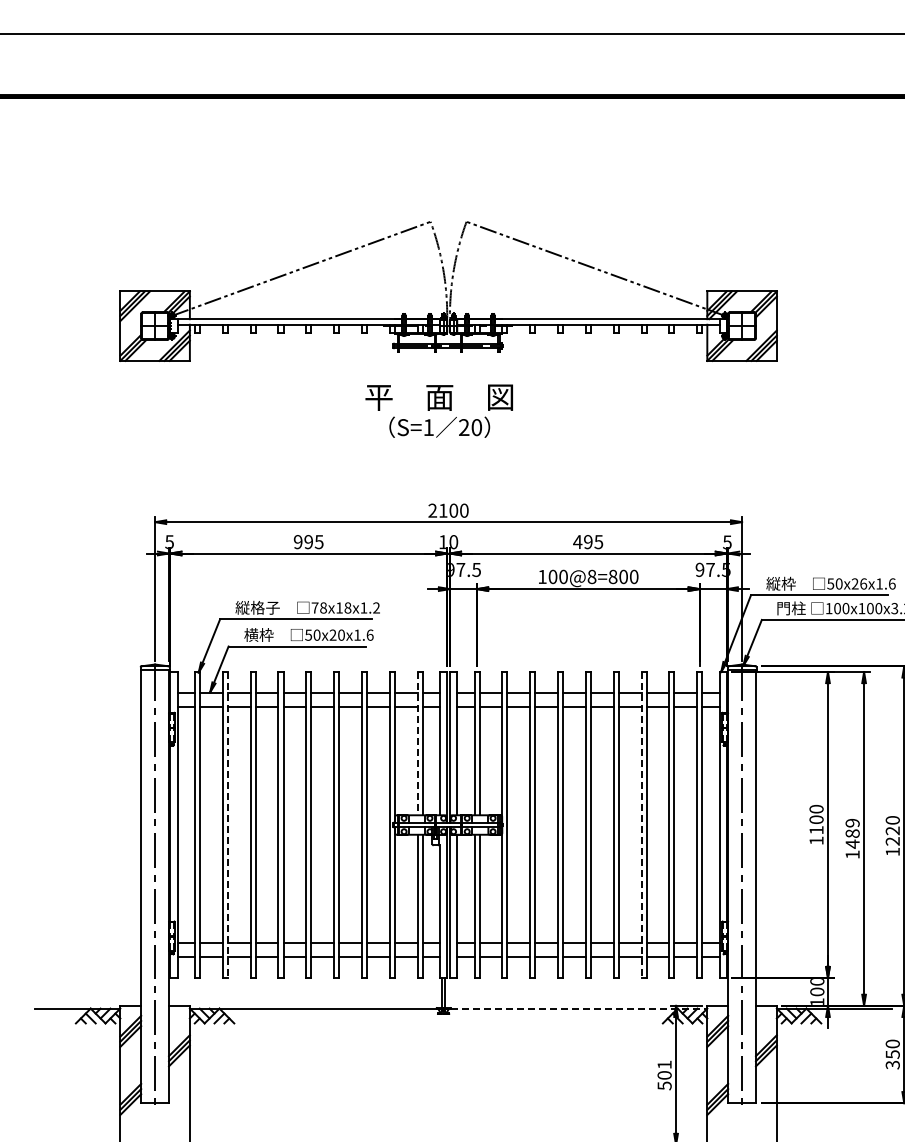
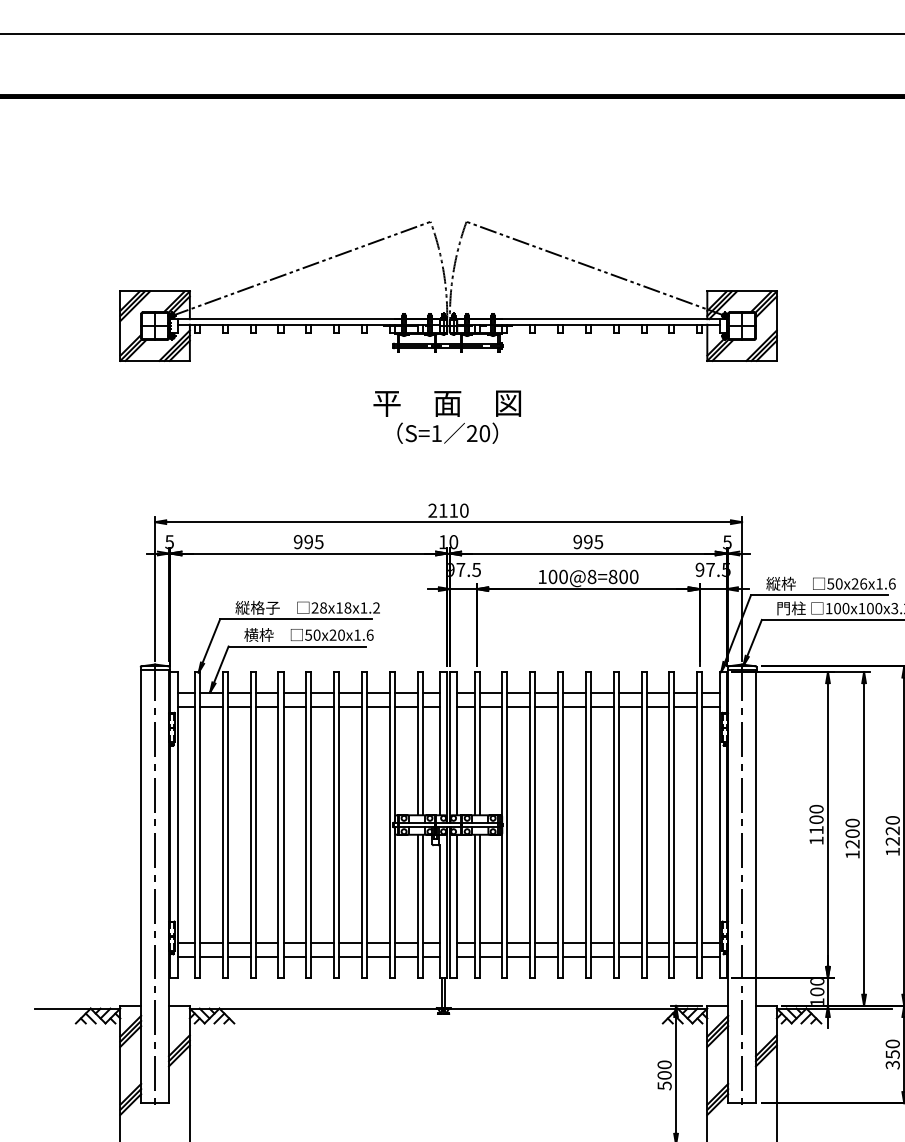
text position: (438, 410) -> (446, 416) (446, 416)
text: 2100 -> 2110 (453, 510)
text: 495 -> 995 (577, 542)
text: 78x18x1.2 -> 28x18x1.2 (314, 607)
line: dashed -> solid (417, 743)
line: dashed -> solid (227, 825)
line: dashed -> solid (641, 825)
text: 1489 -> 1200 (852, 833)
line: dashed -> solid (579, 1008)
text: 501 -> 500 (664, 1064)
